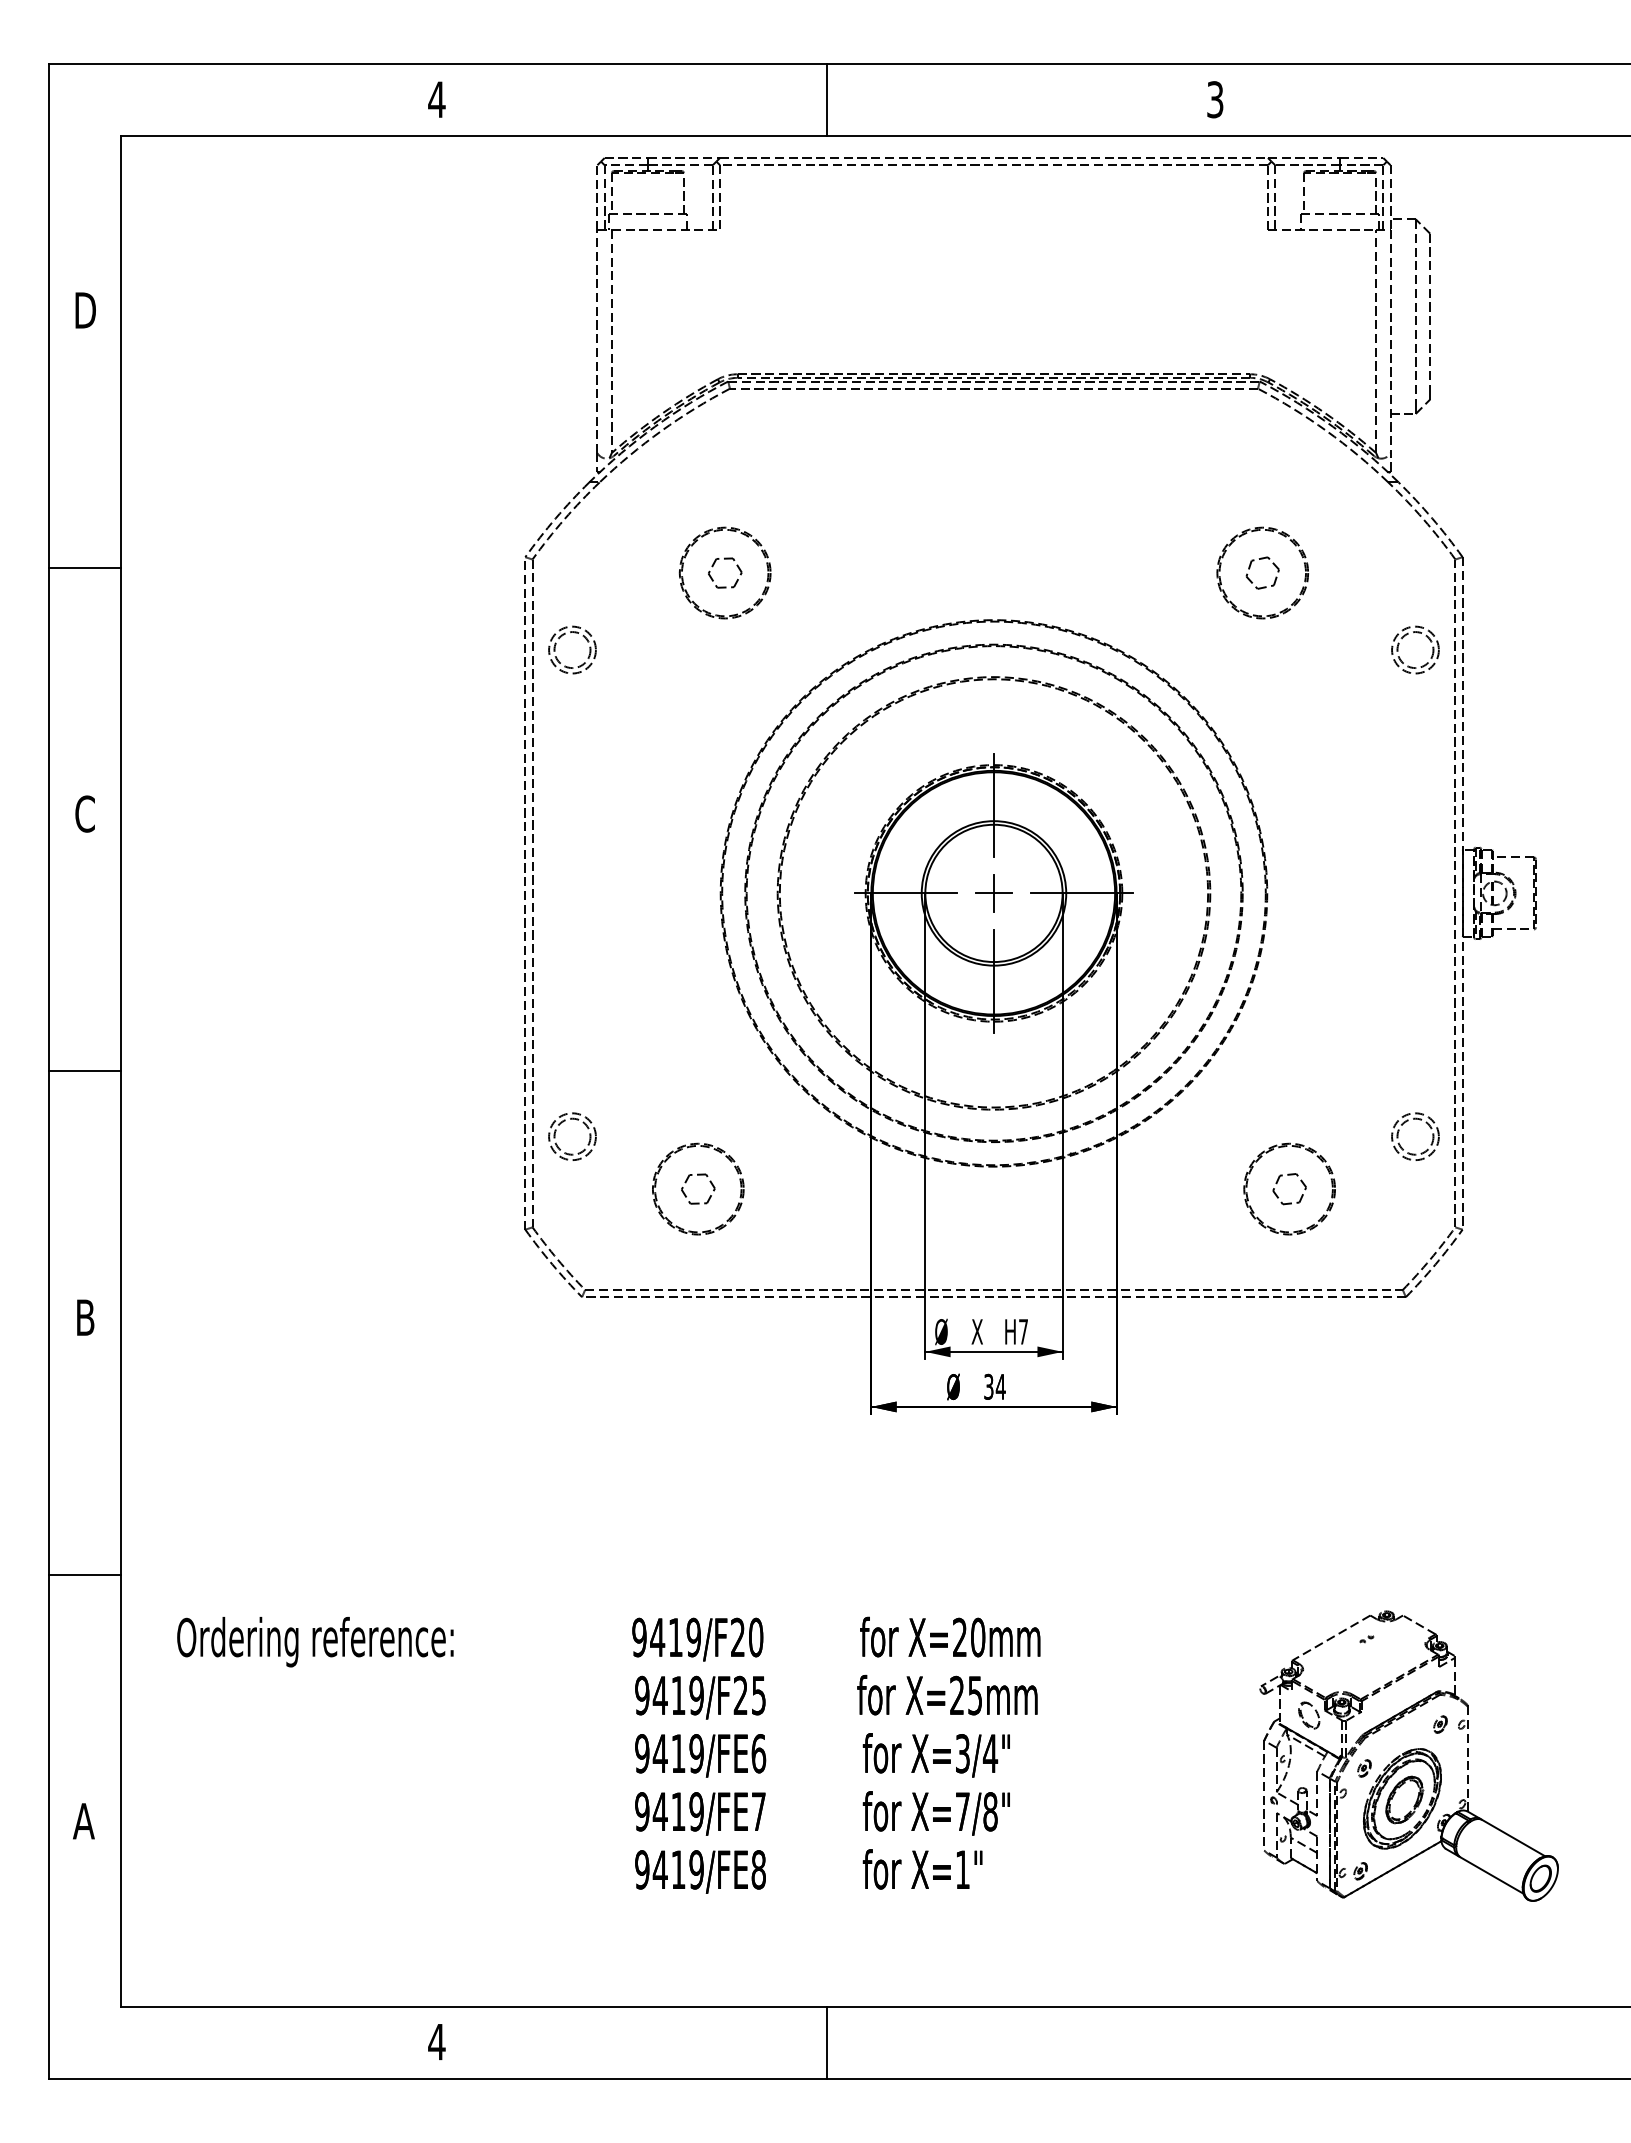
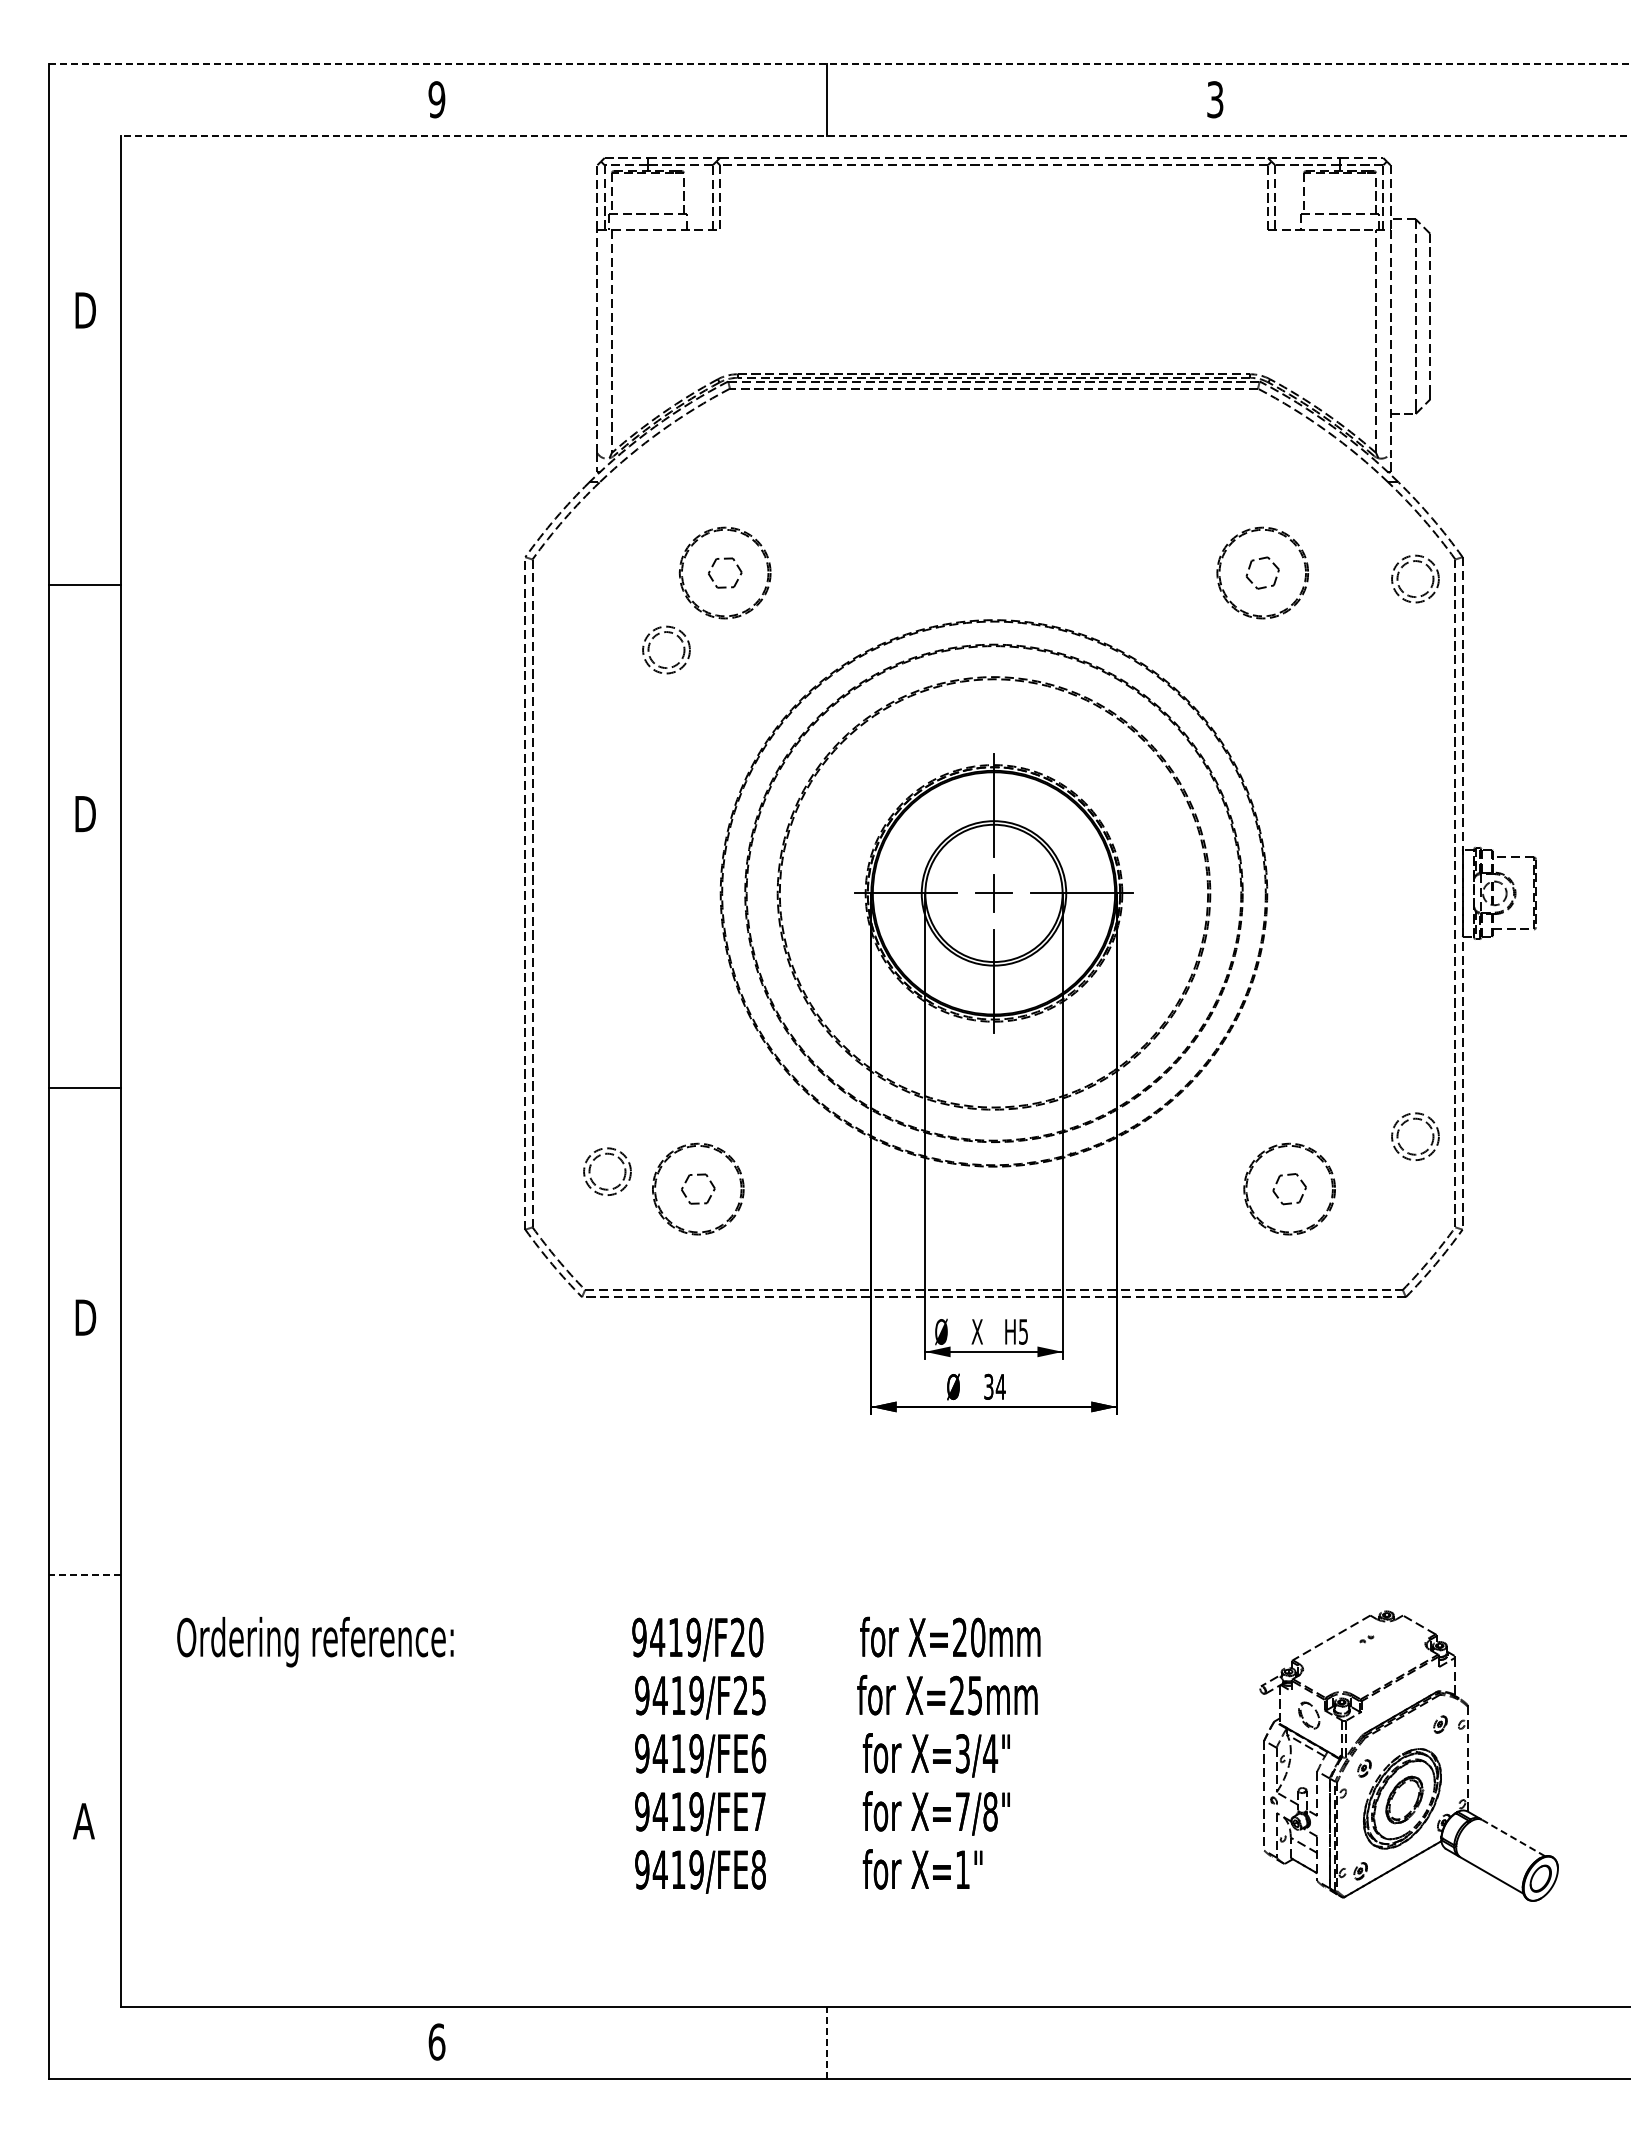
line: solid -> dashed (839, 64)
text: 4 -> 9 (436, 99)
line: solid -> dashed (875, 136)
line position: (85, 567) -> (85, 584) (85, 584)
part position: (570, 633) -> (664, 633) (664, 633)
part position: (1413, 633) -> (1413, 562) (1413, 562)
text: C -> D (85, 813)
line position: (85, 1071) -> (85, 1088) (85, 1088)
part position: (576, 1120) -> (611, 1155) (611, 1155)
text: B -> D (85, 1317)
text: H7 -> H5 (1023, 1331)
line: solid -> dashed (84, 1575)
line: solid -> dashed (1513, 1837)
text: 4 -> 6 (436, 2041)
line: solid -> dashed (827, 2042)
